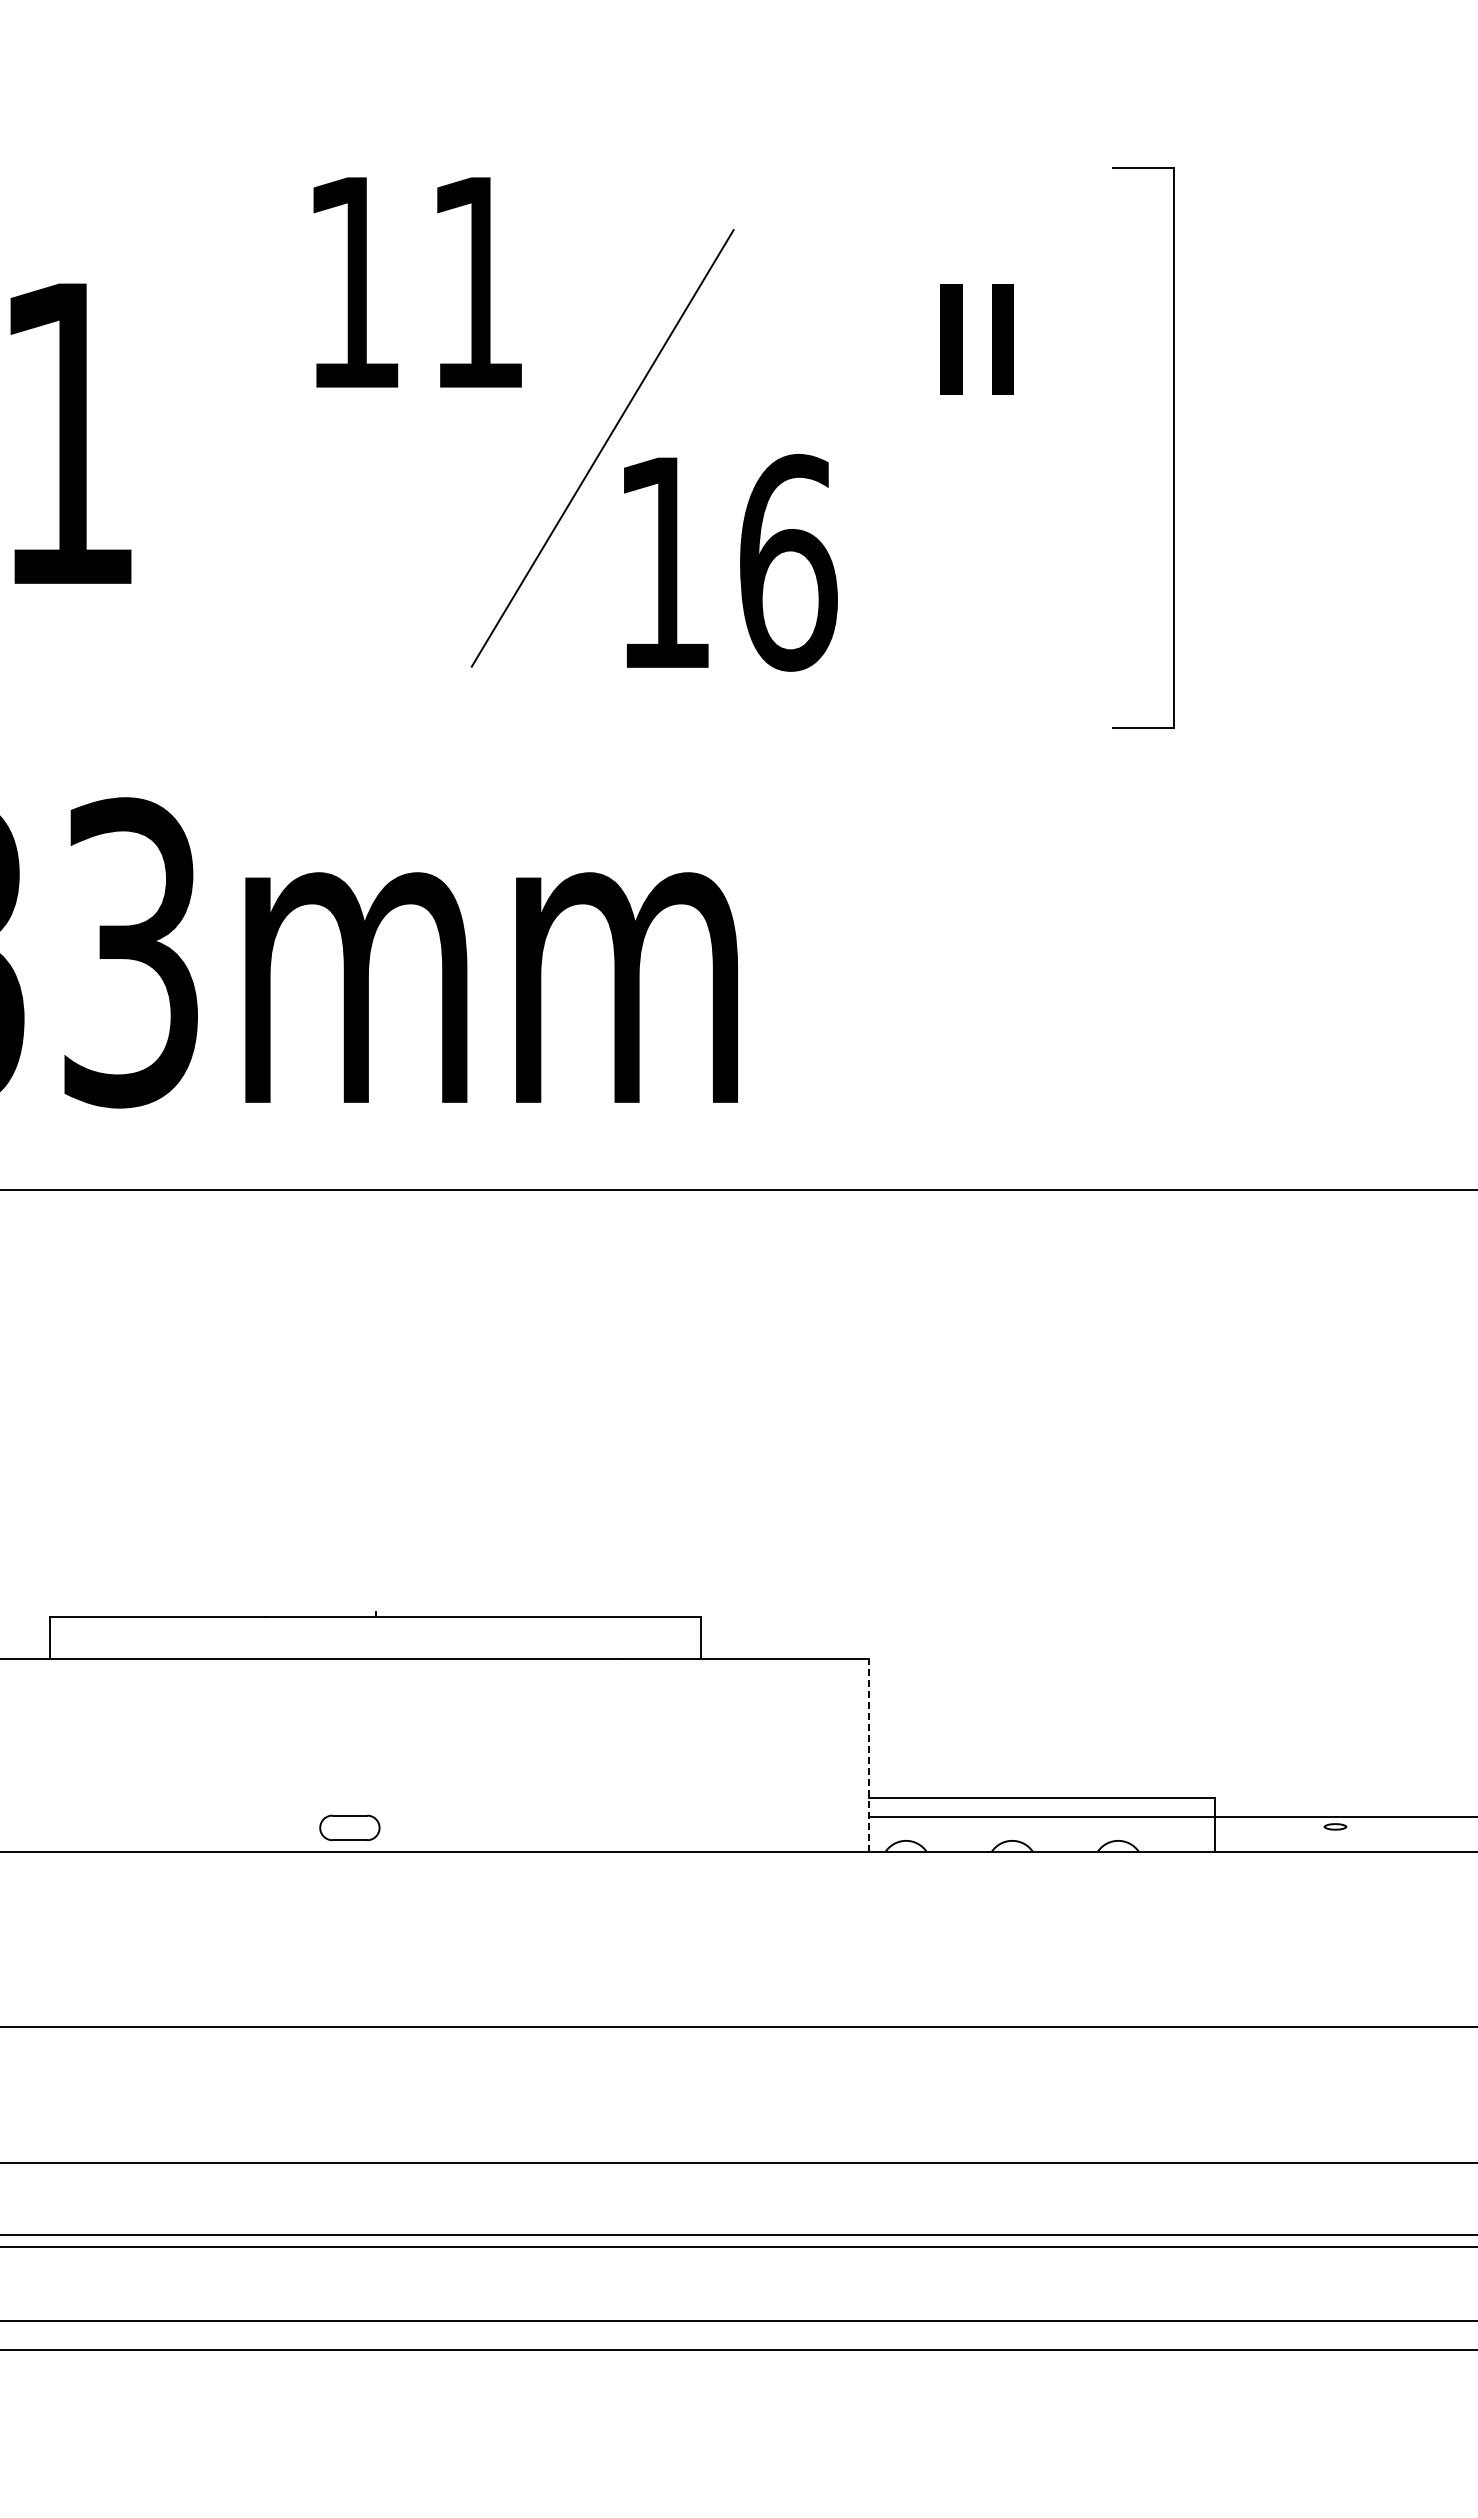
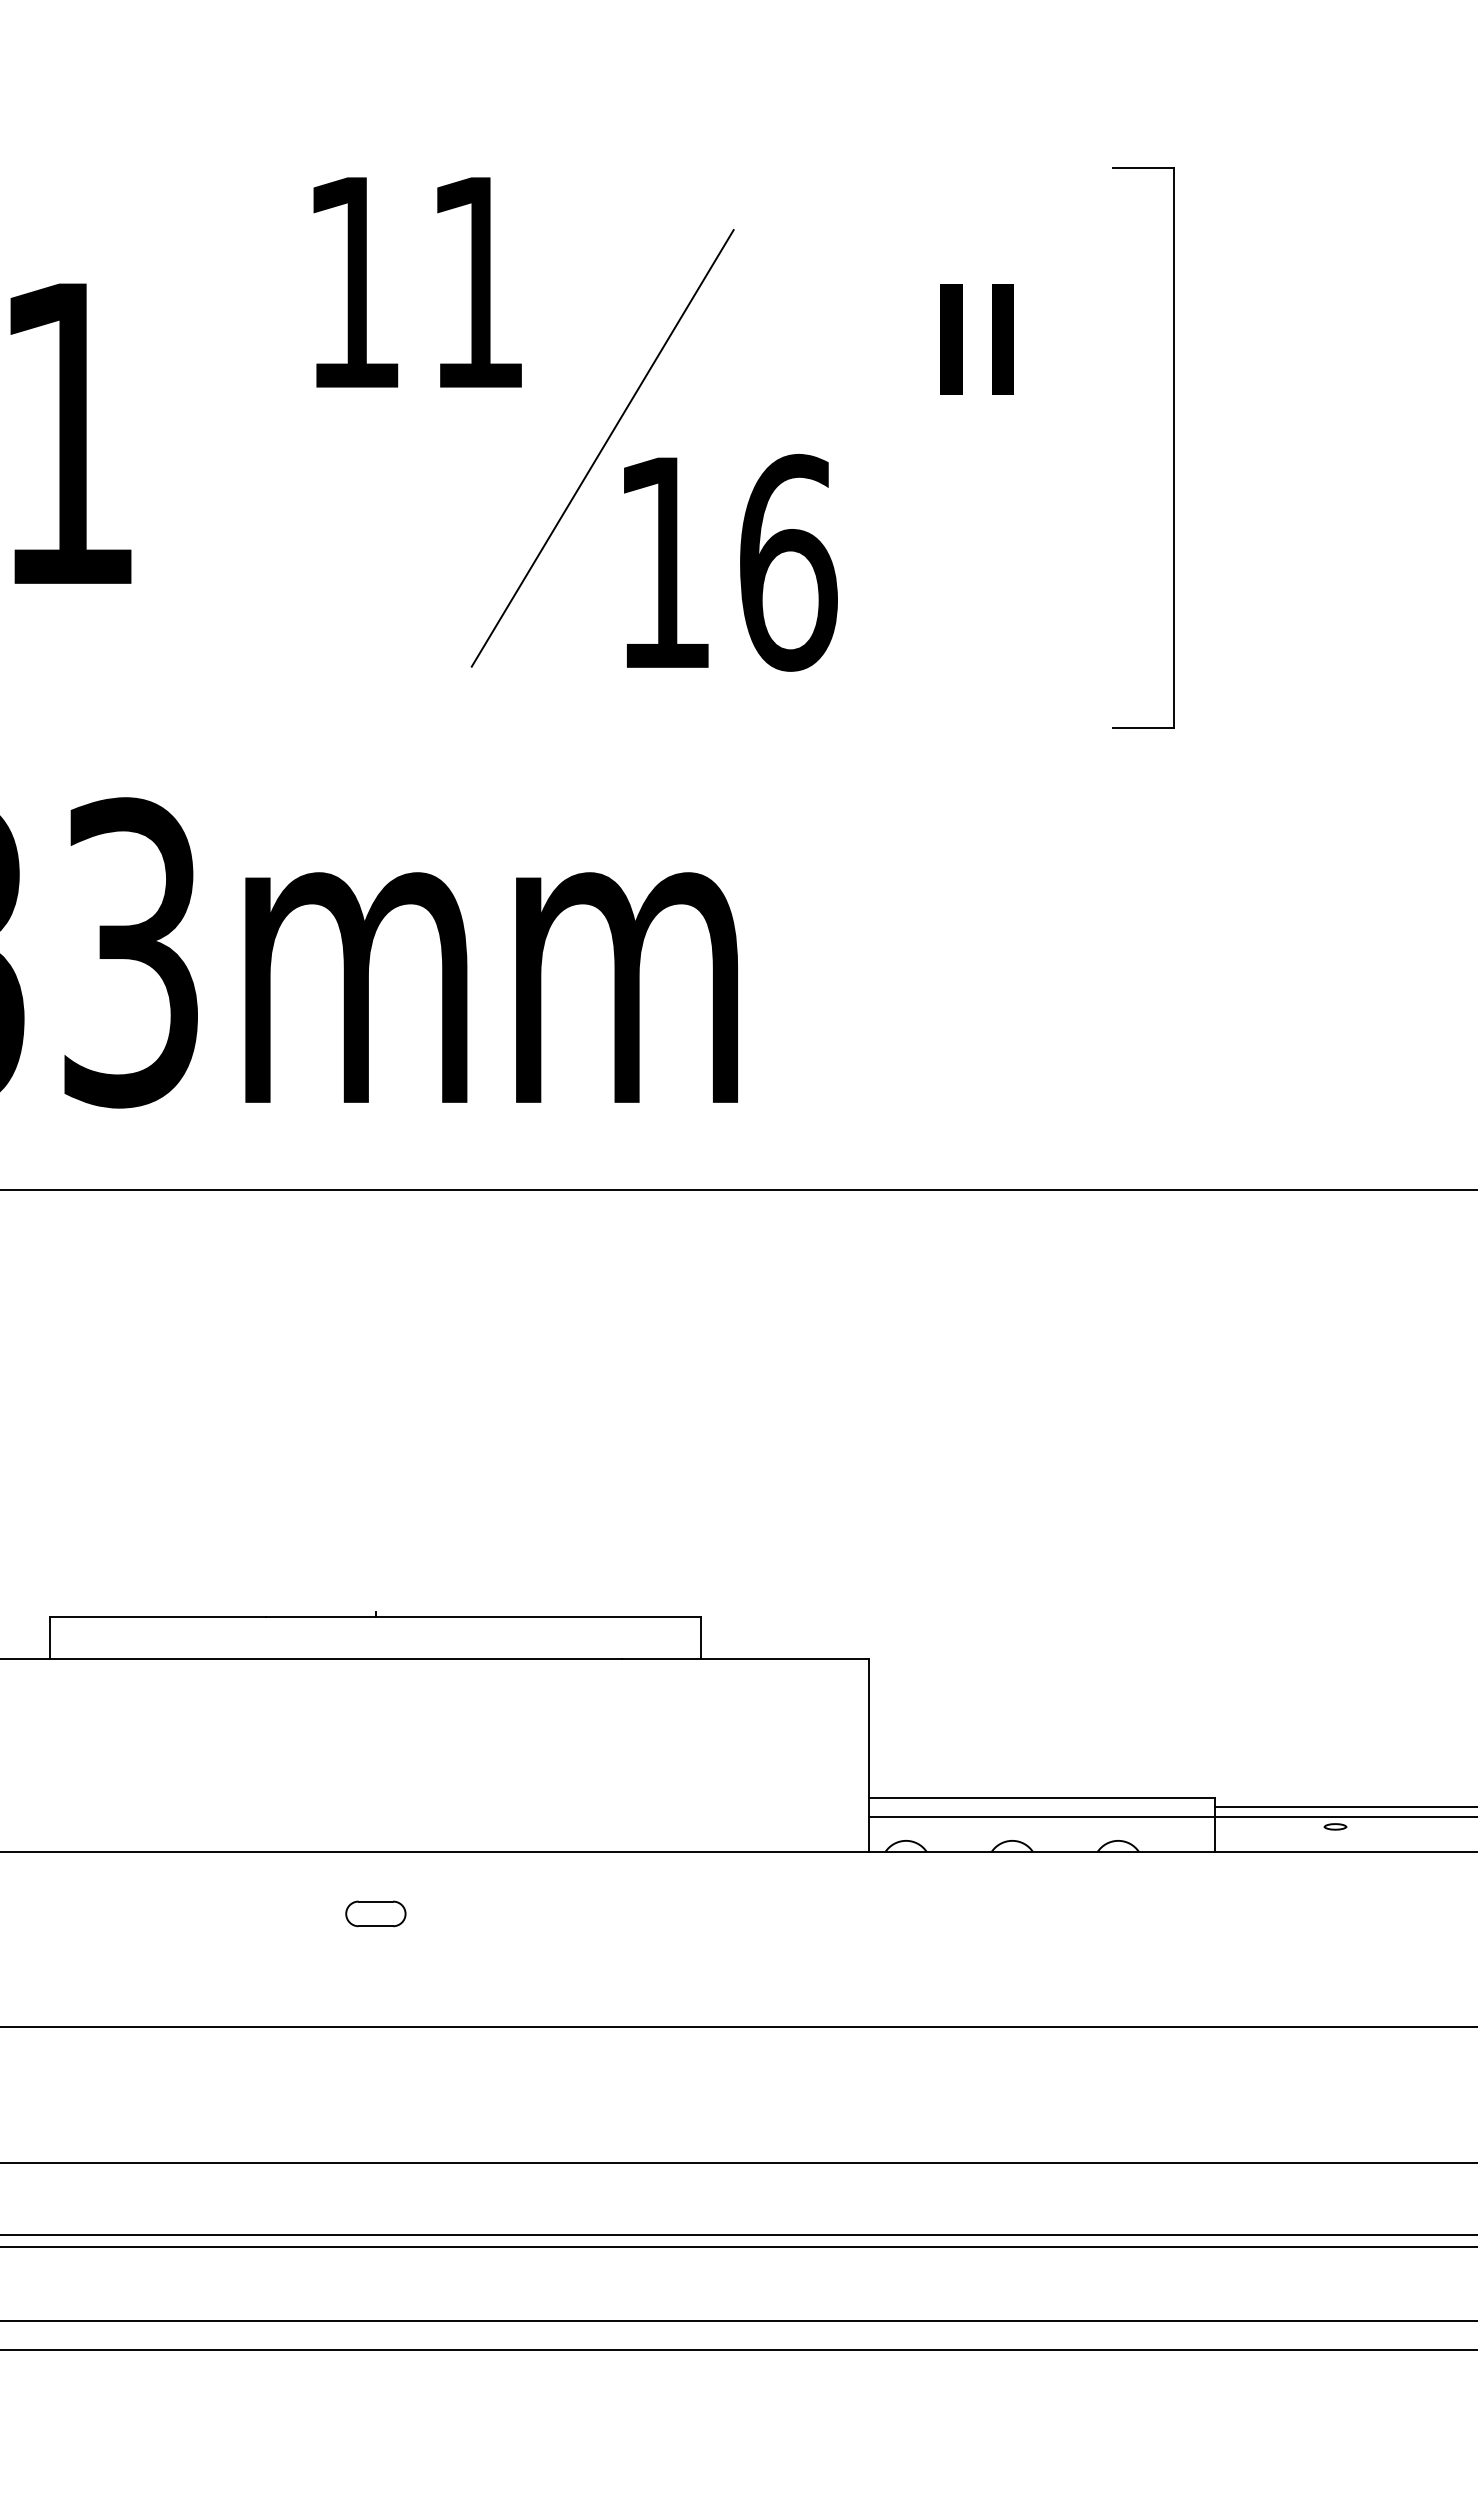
line: dashed -> solid (869, 1755)
line: none -> present (1344, 1807)
part position: (349, 1827) -> (375, 1913) (375, 1913)
